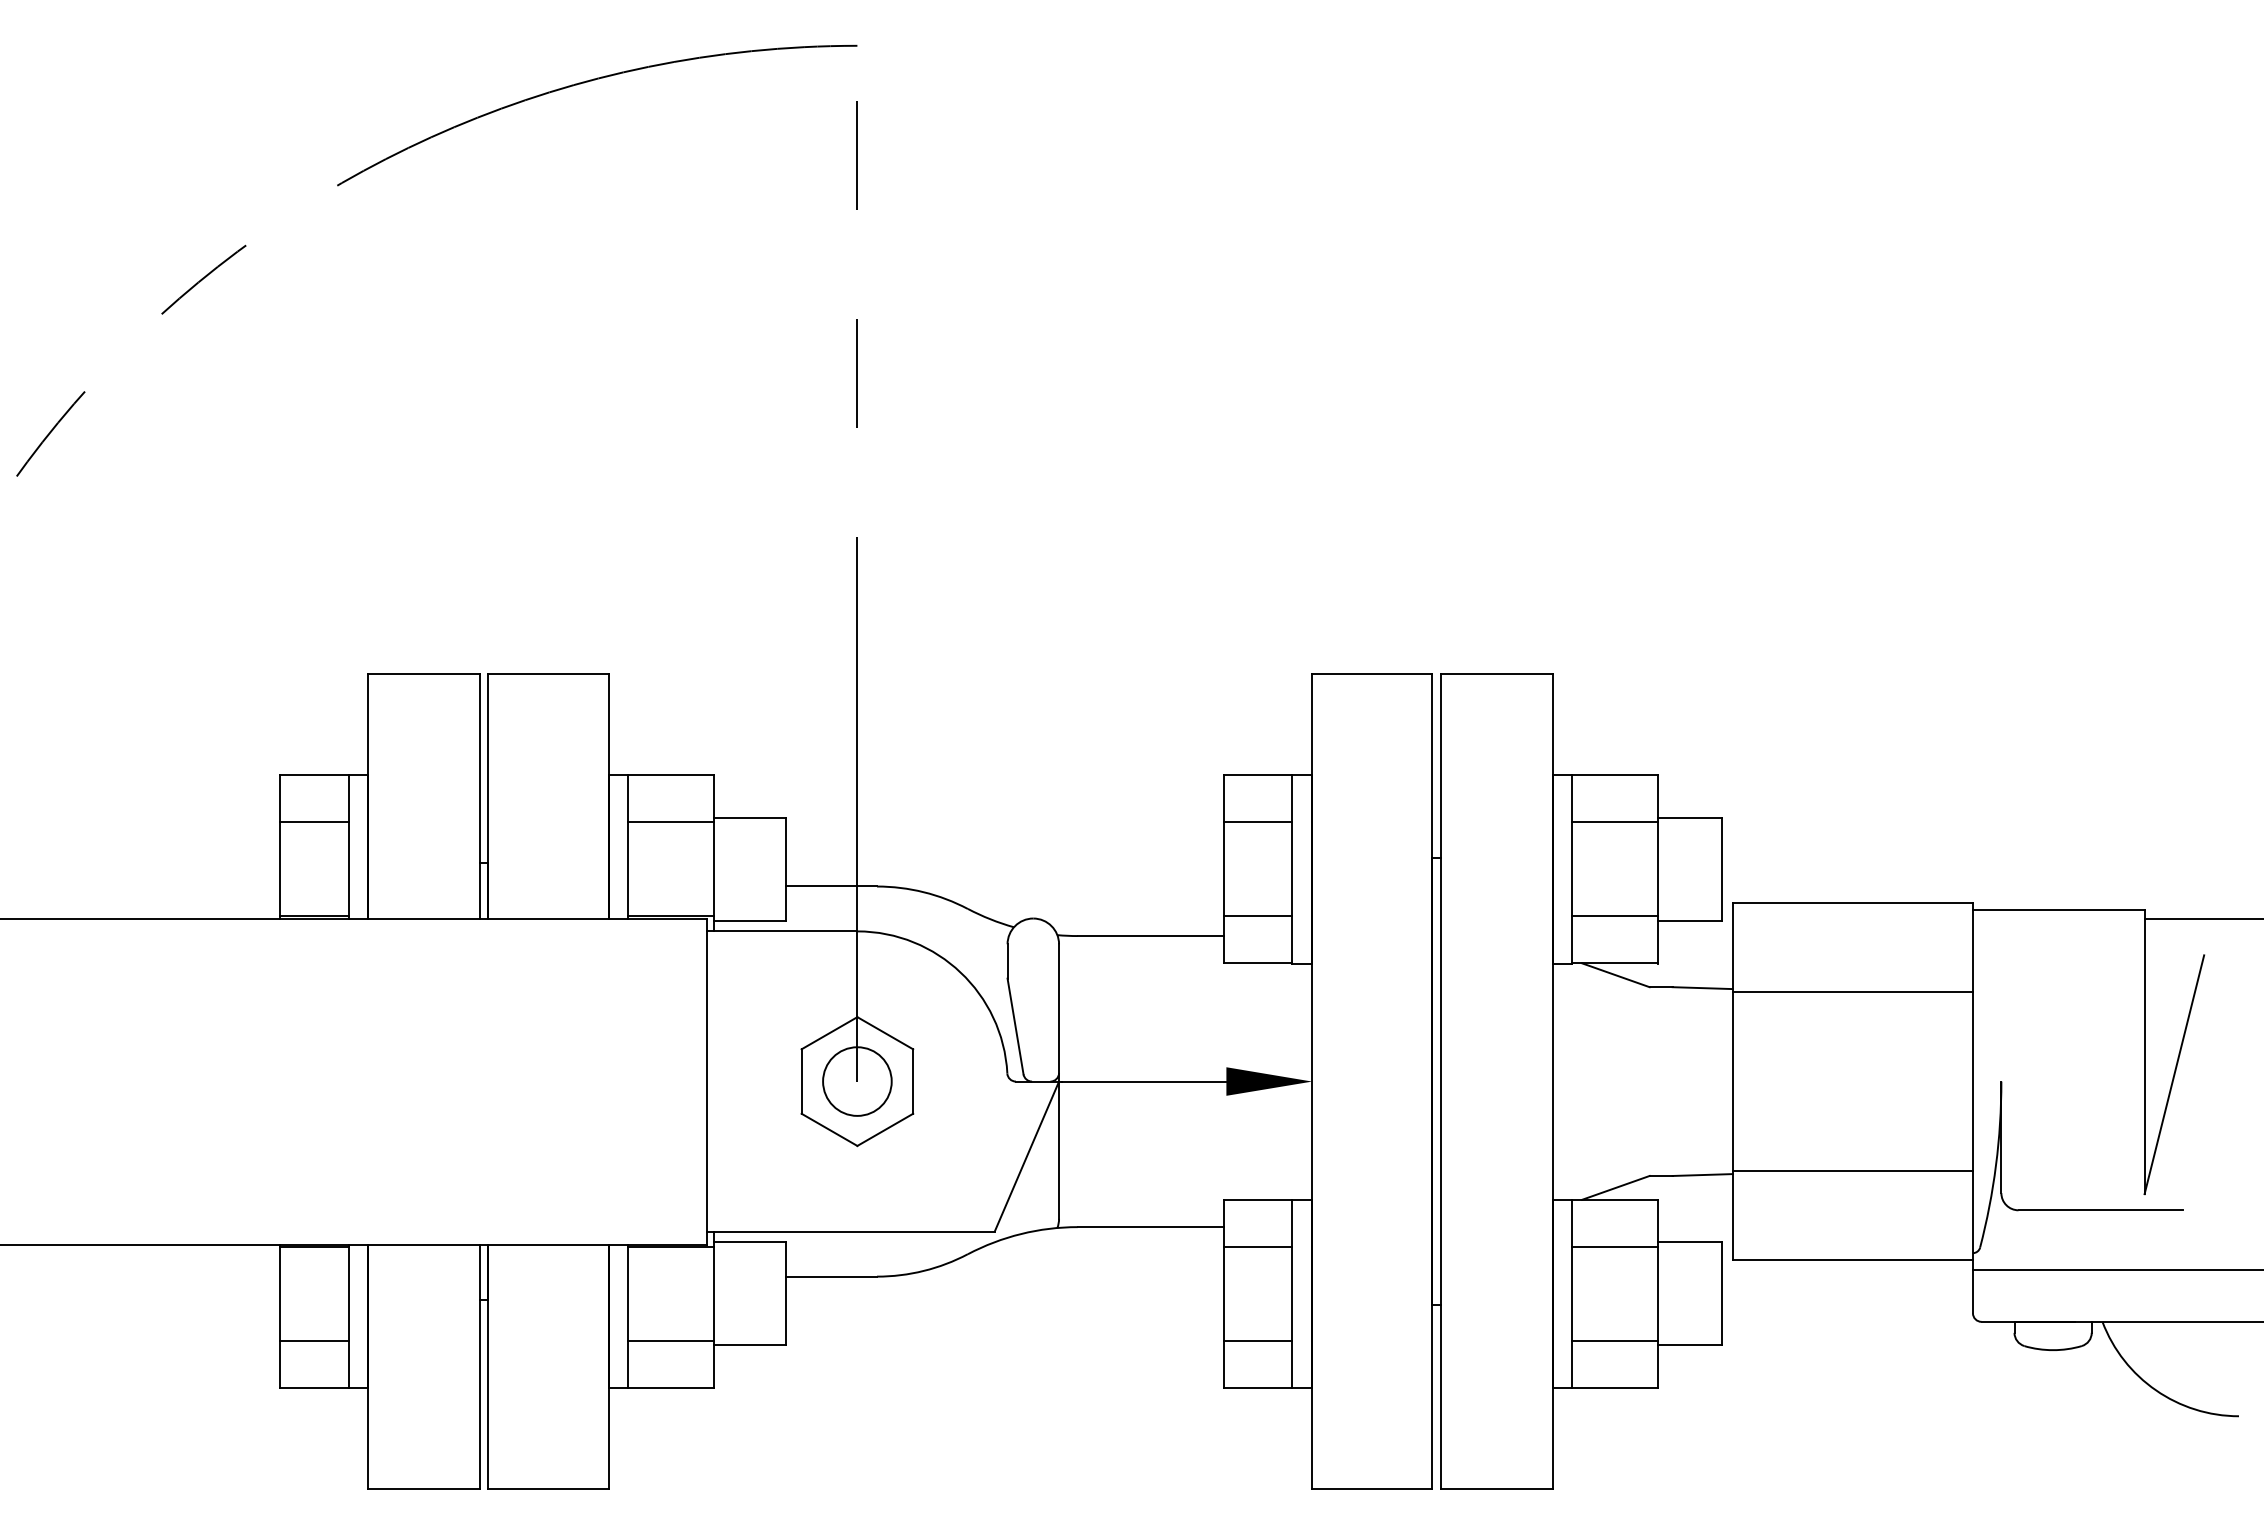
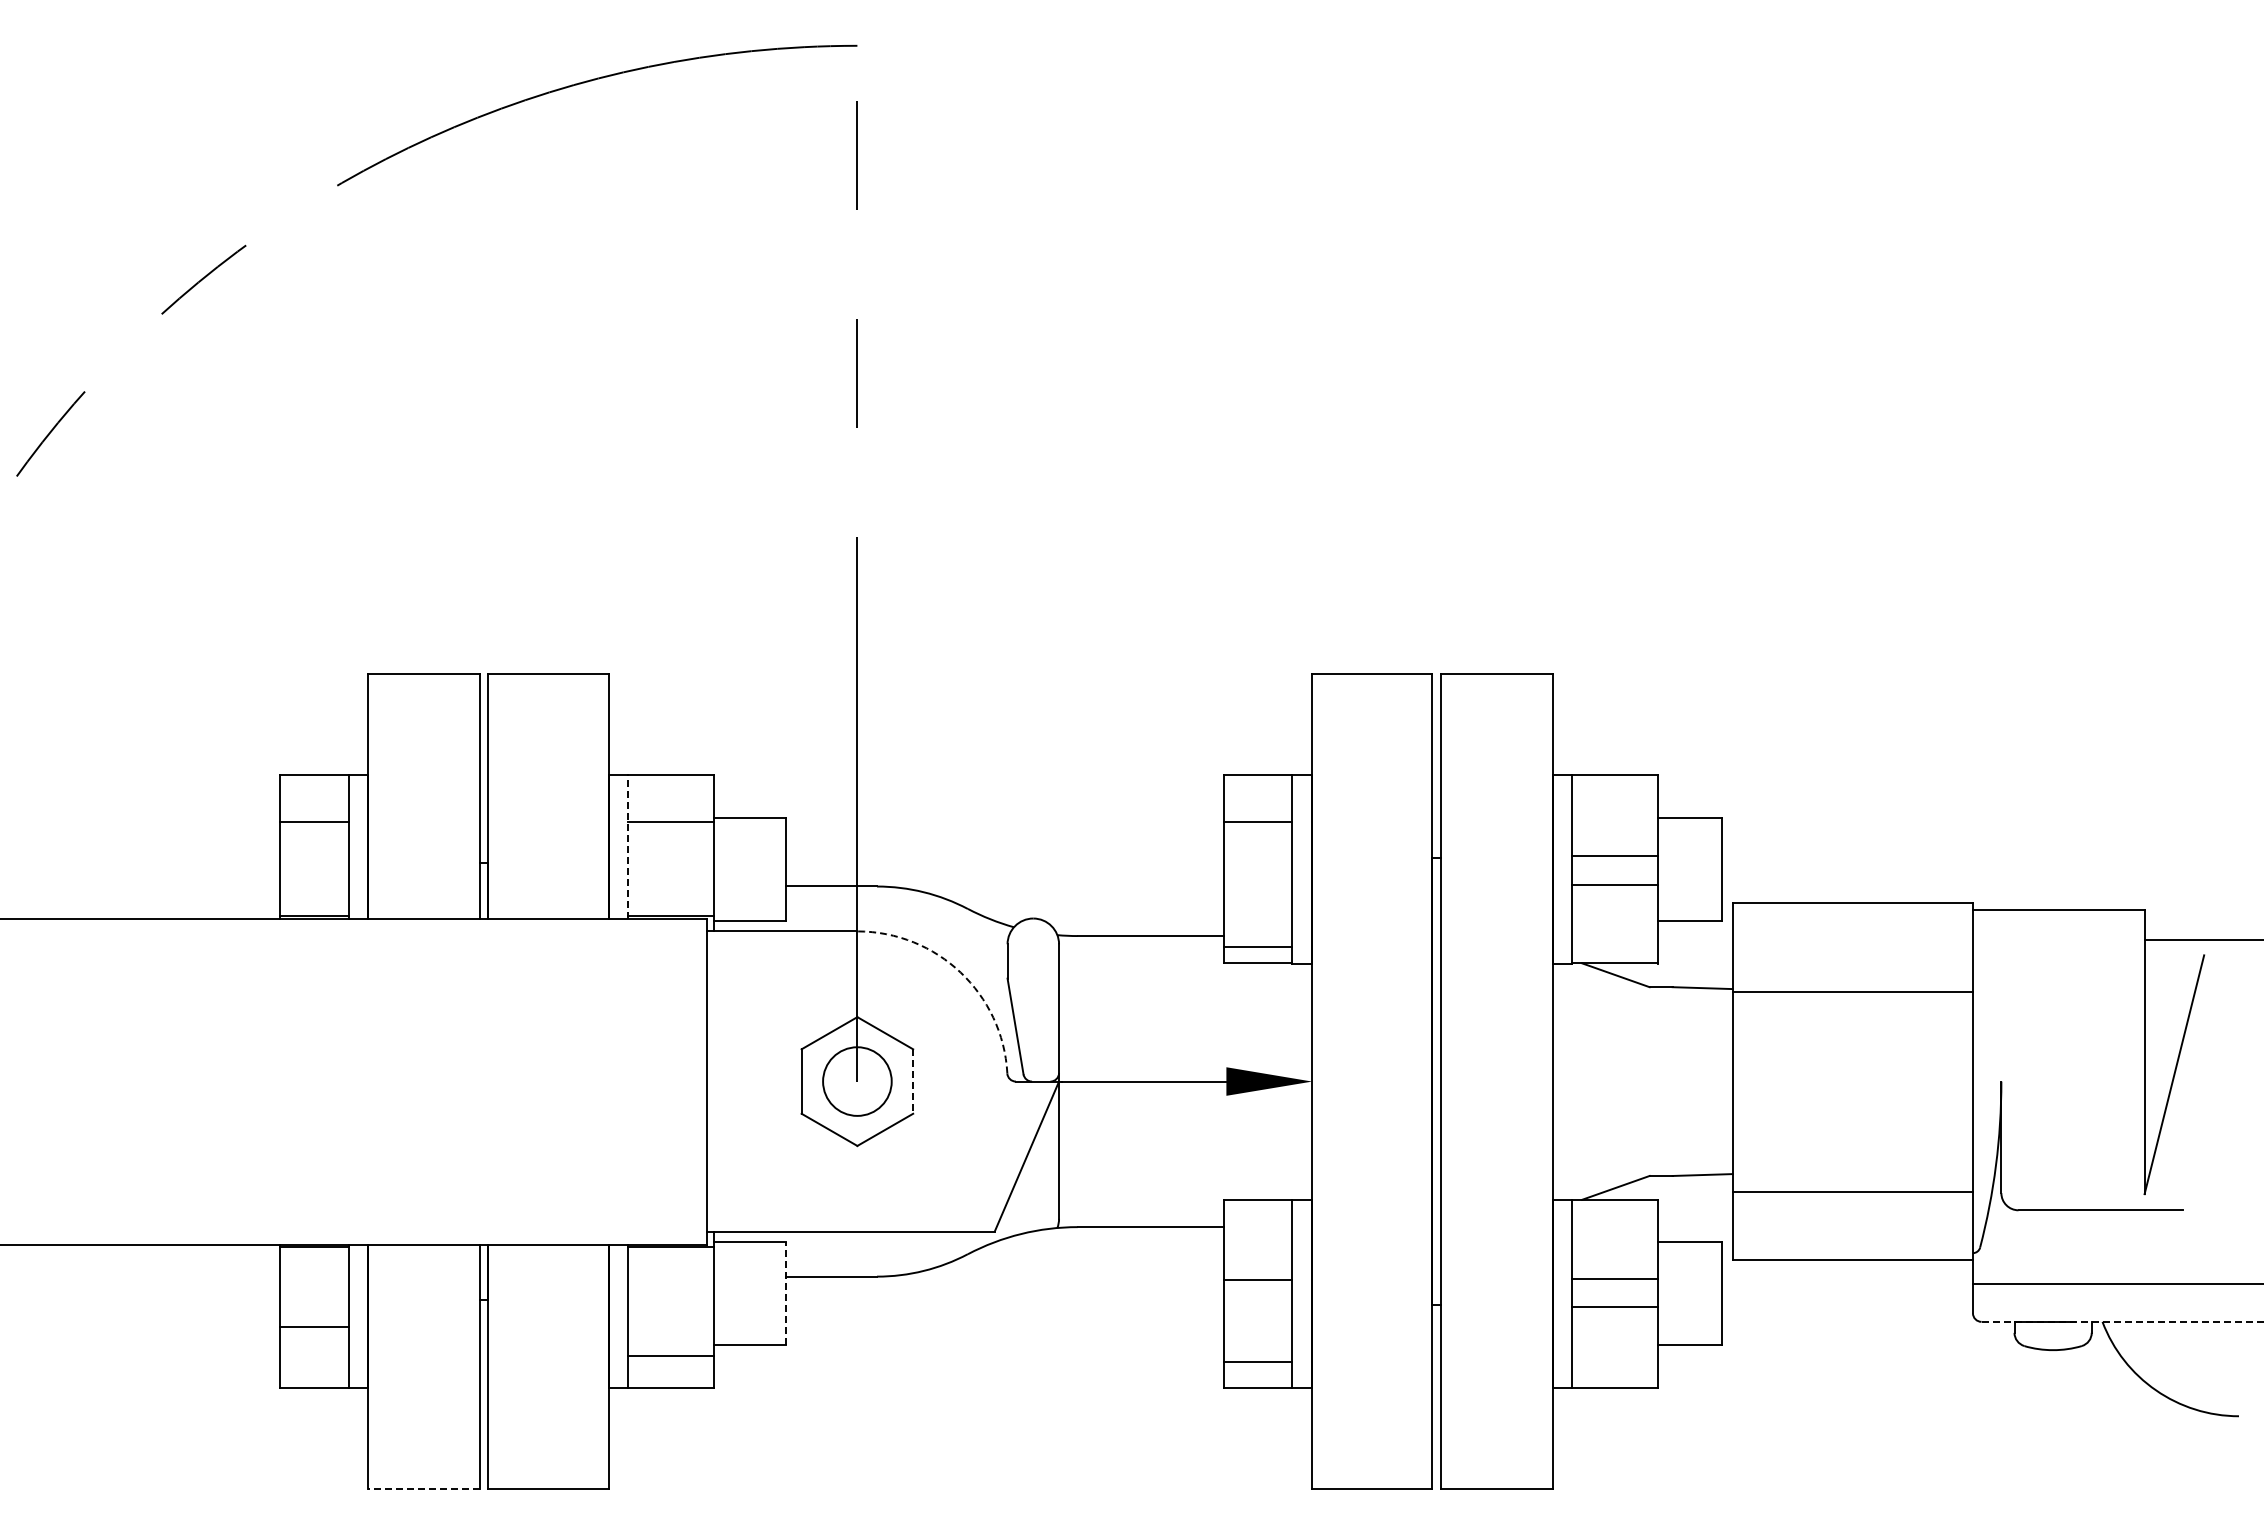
line position: (1615, 822) -> (1615, 856) (1615, 856)
line: solid -> dashed (628, 846)
line position: (1257, 916) -> (1257, 947) (1257, 947)
line position: (1615, 916) -> (1615, 885) (1615, 885)
line position: (2202, 918) -> (2202, 939) (2202, 939)
arc: solid -> dashed (960, 972)
line: solid -> dashed (913, 1082)
line position: (1852, 1170) -> (1852, 1191) (1852, 1191)
line position: (1257, 1246) -> (1257, 1279) (1257, 1279)
line position: (1615, 1246) -> (1615, 1278) (1615, 1278)
line position: (2116, 1270) -> (2116, 1284) (2116, 1284)
line: solid -> dashed (786, 1293)
line: solid -> dashed (2122, 1321)
line position: (313, 1341) -> (313, 1327) (313, 1327)
line position: (671, 1341) -> (671, 1356) (671, 1356)
line position: (1257, 1341) -> (1257, 1362) (1257, 1362)
line position: (1615, 1341) -> (1615, 1307) (1615, 1307)
line: solid -> dashed (424, 1489)
